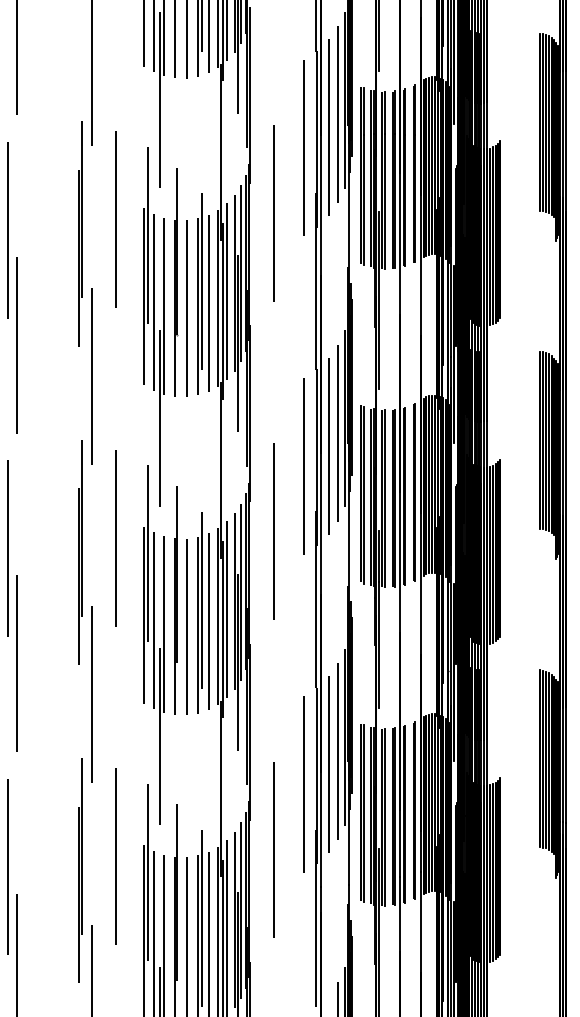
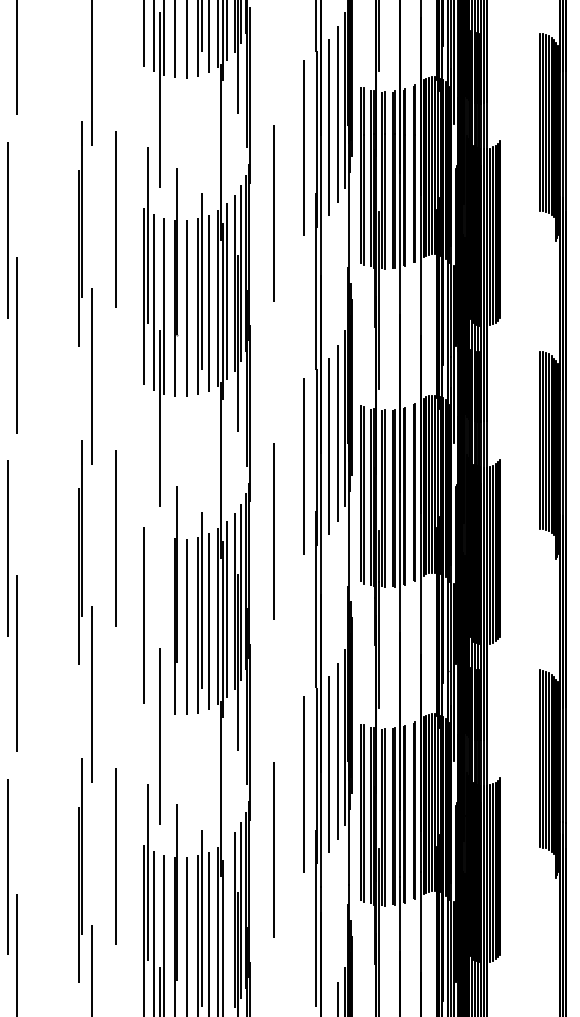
line: present -> none (148, 553)
line: present -> none (153, 620)
line: present -> none (164, 624)
line: present -> none (227, 926)
